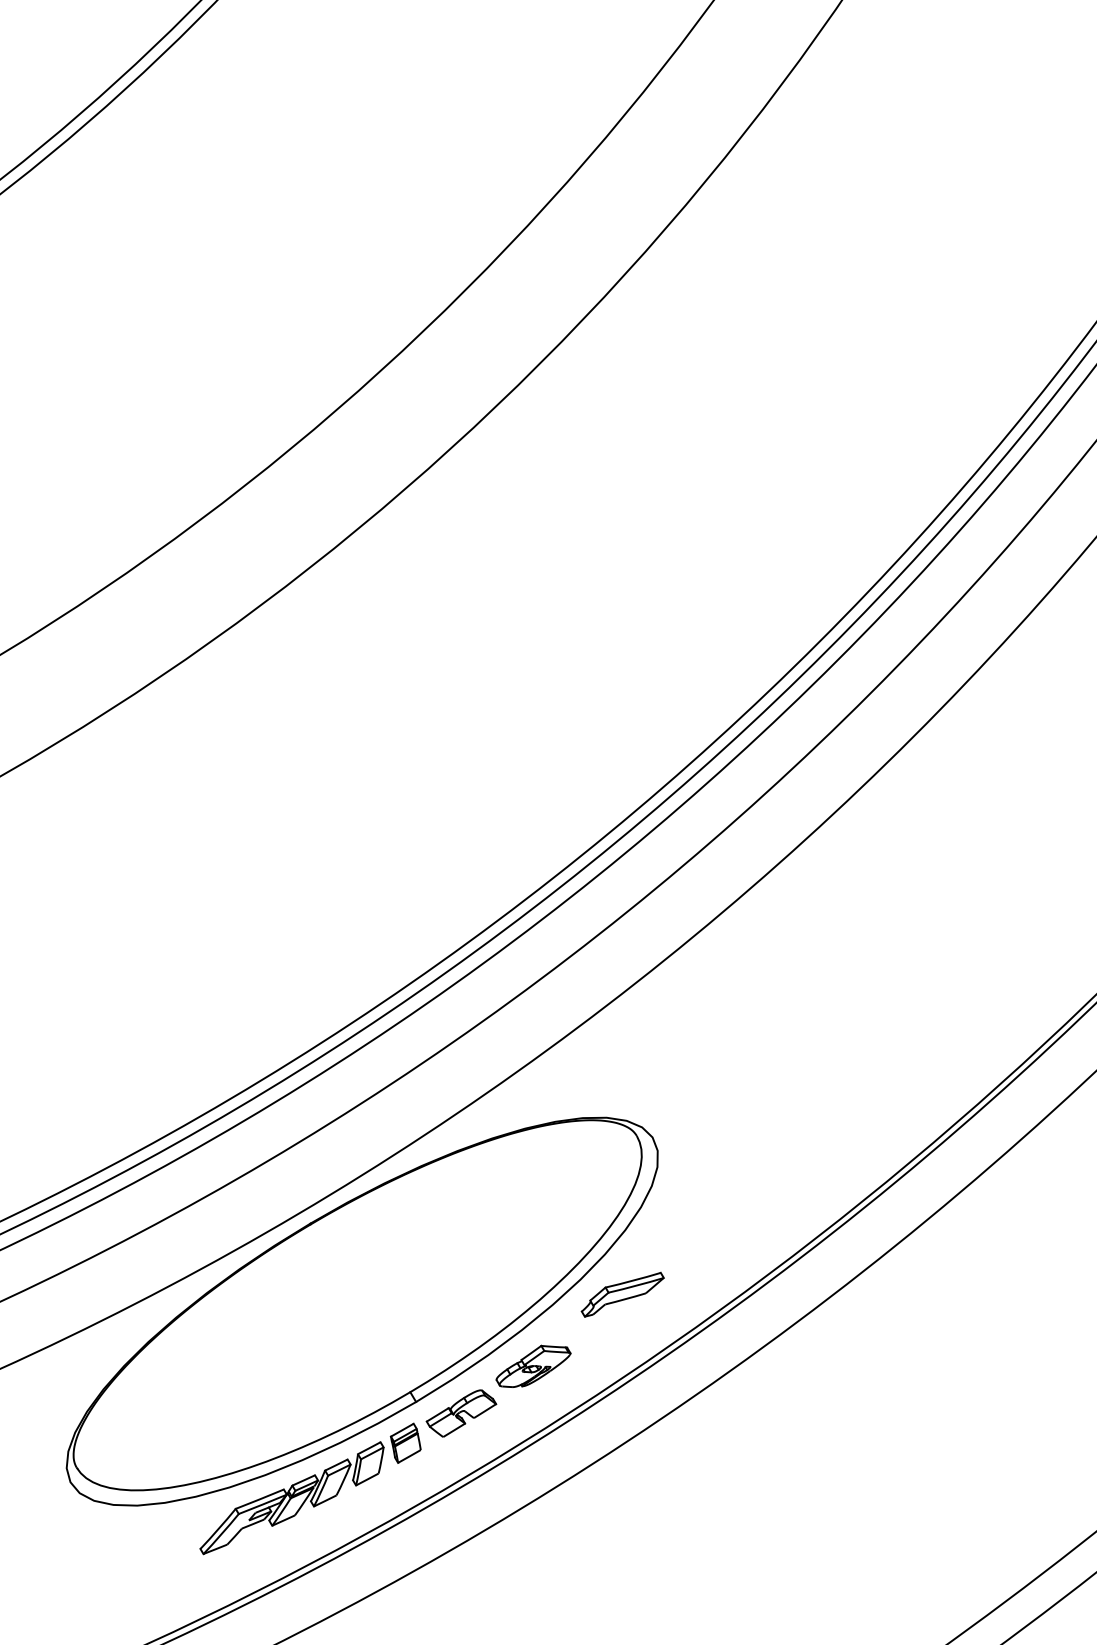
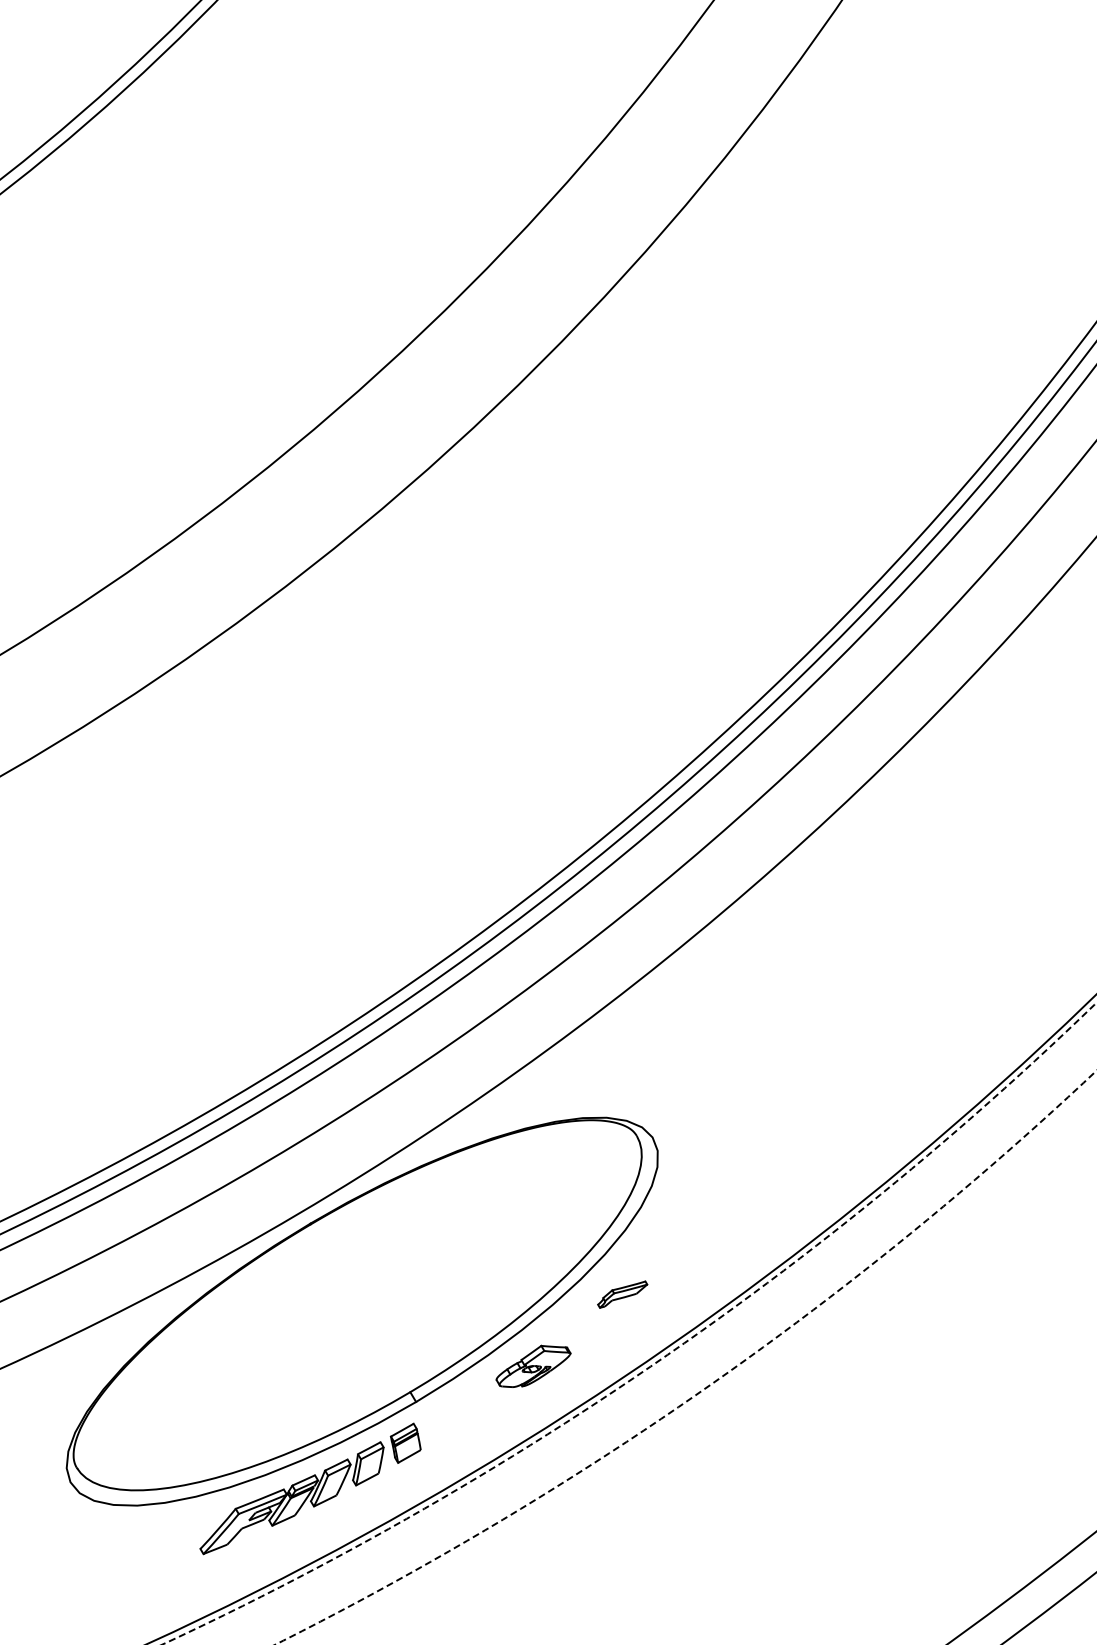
part size: 85x47 px -> 52x29 px (622, 1294)
circle: solid -> dashed (628, 1323)
circle: solid -> dashed (685, 1357)
part: present -> none (461, 1413)
